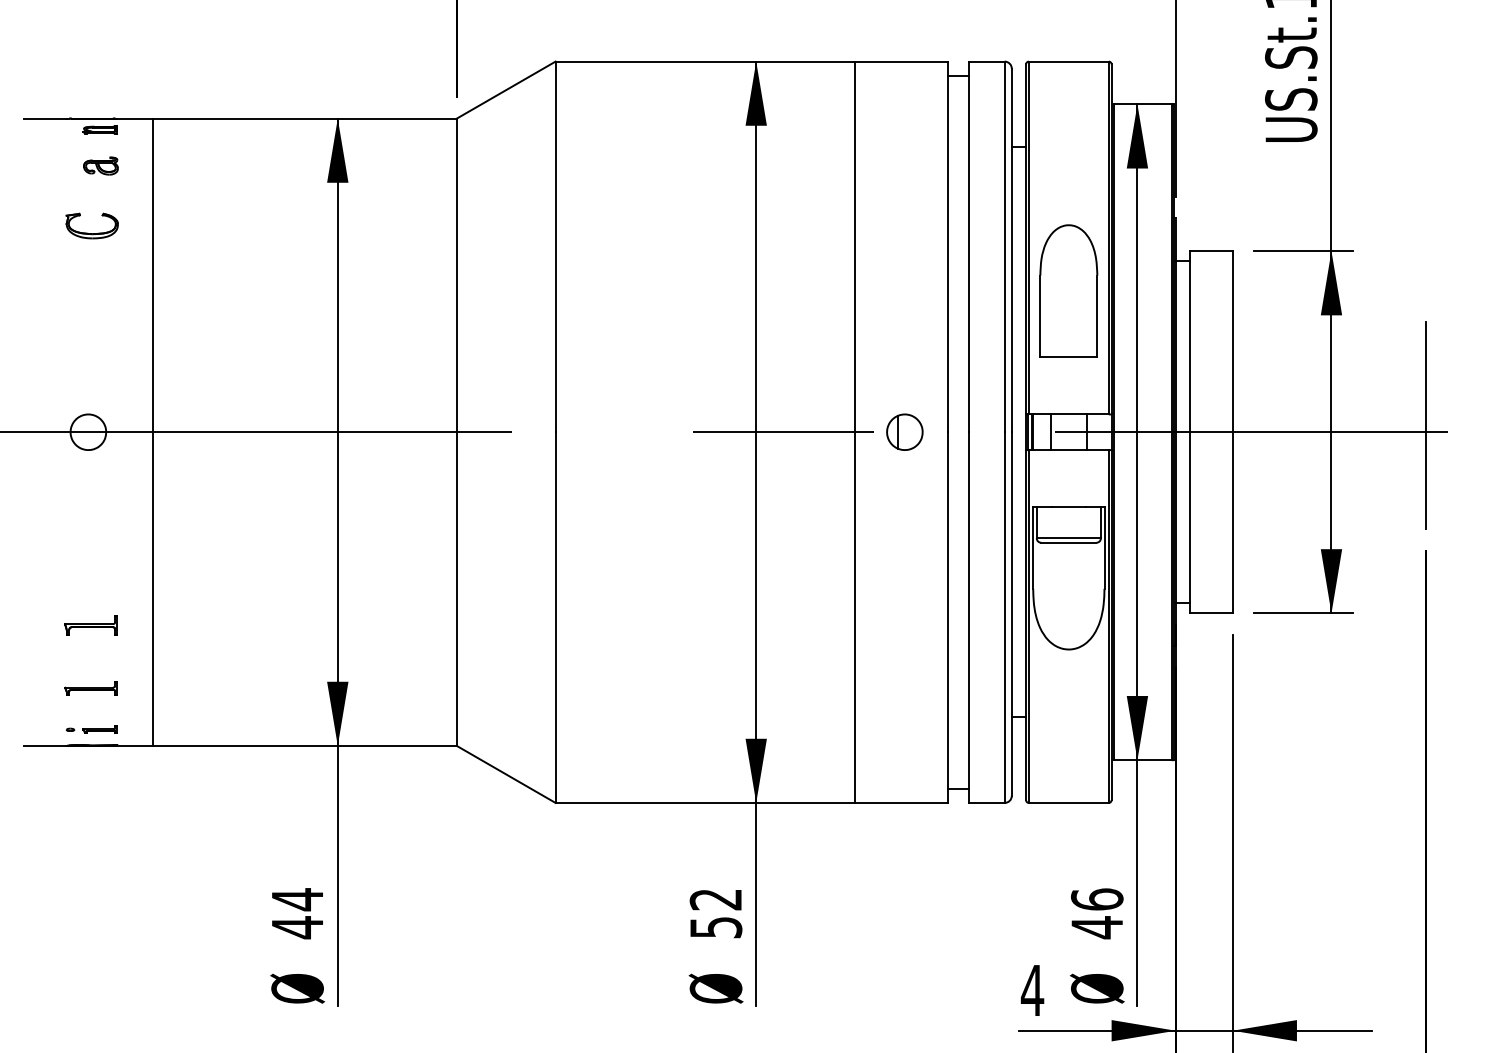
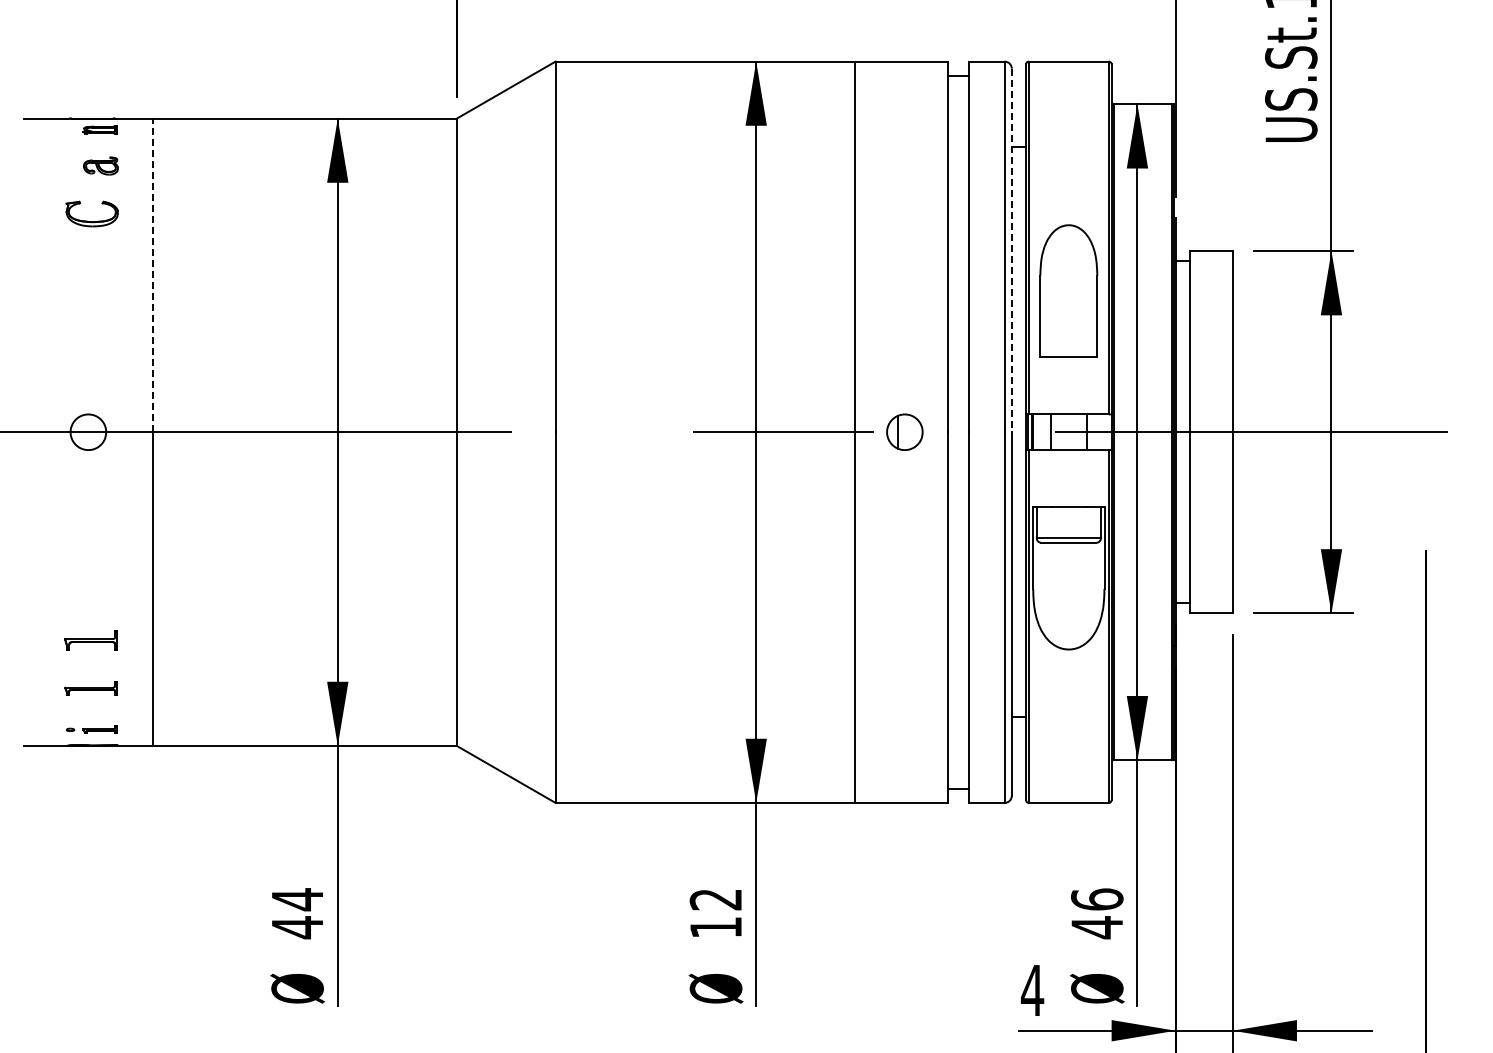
part position: (91, 233) -> (91, 221) (91, 221)
line: solid -> dashed (1011, 250)
line: solid -> dashed (152, 275)
line: present -> none (1425, 425)
part position: (90, 625) -> (90, 640) (90, 640)
text: 52 -> 12 (716, 927)
